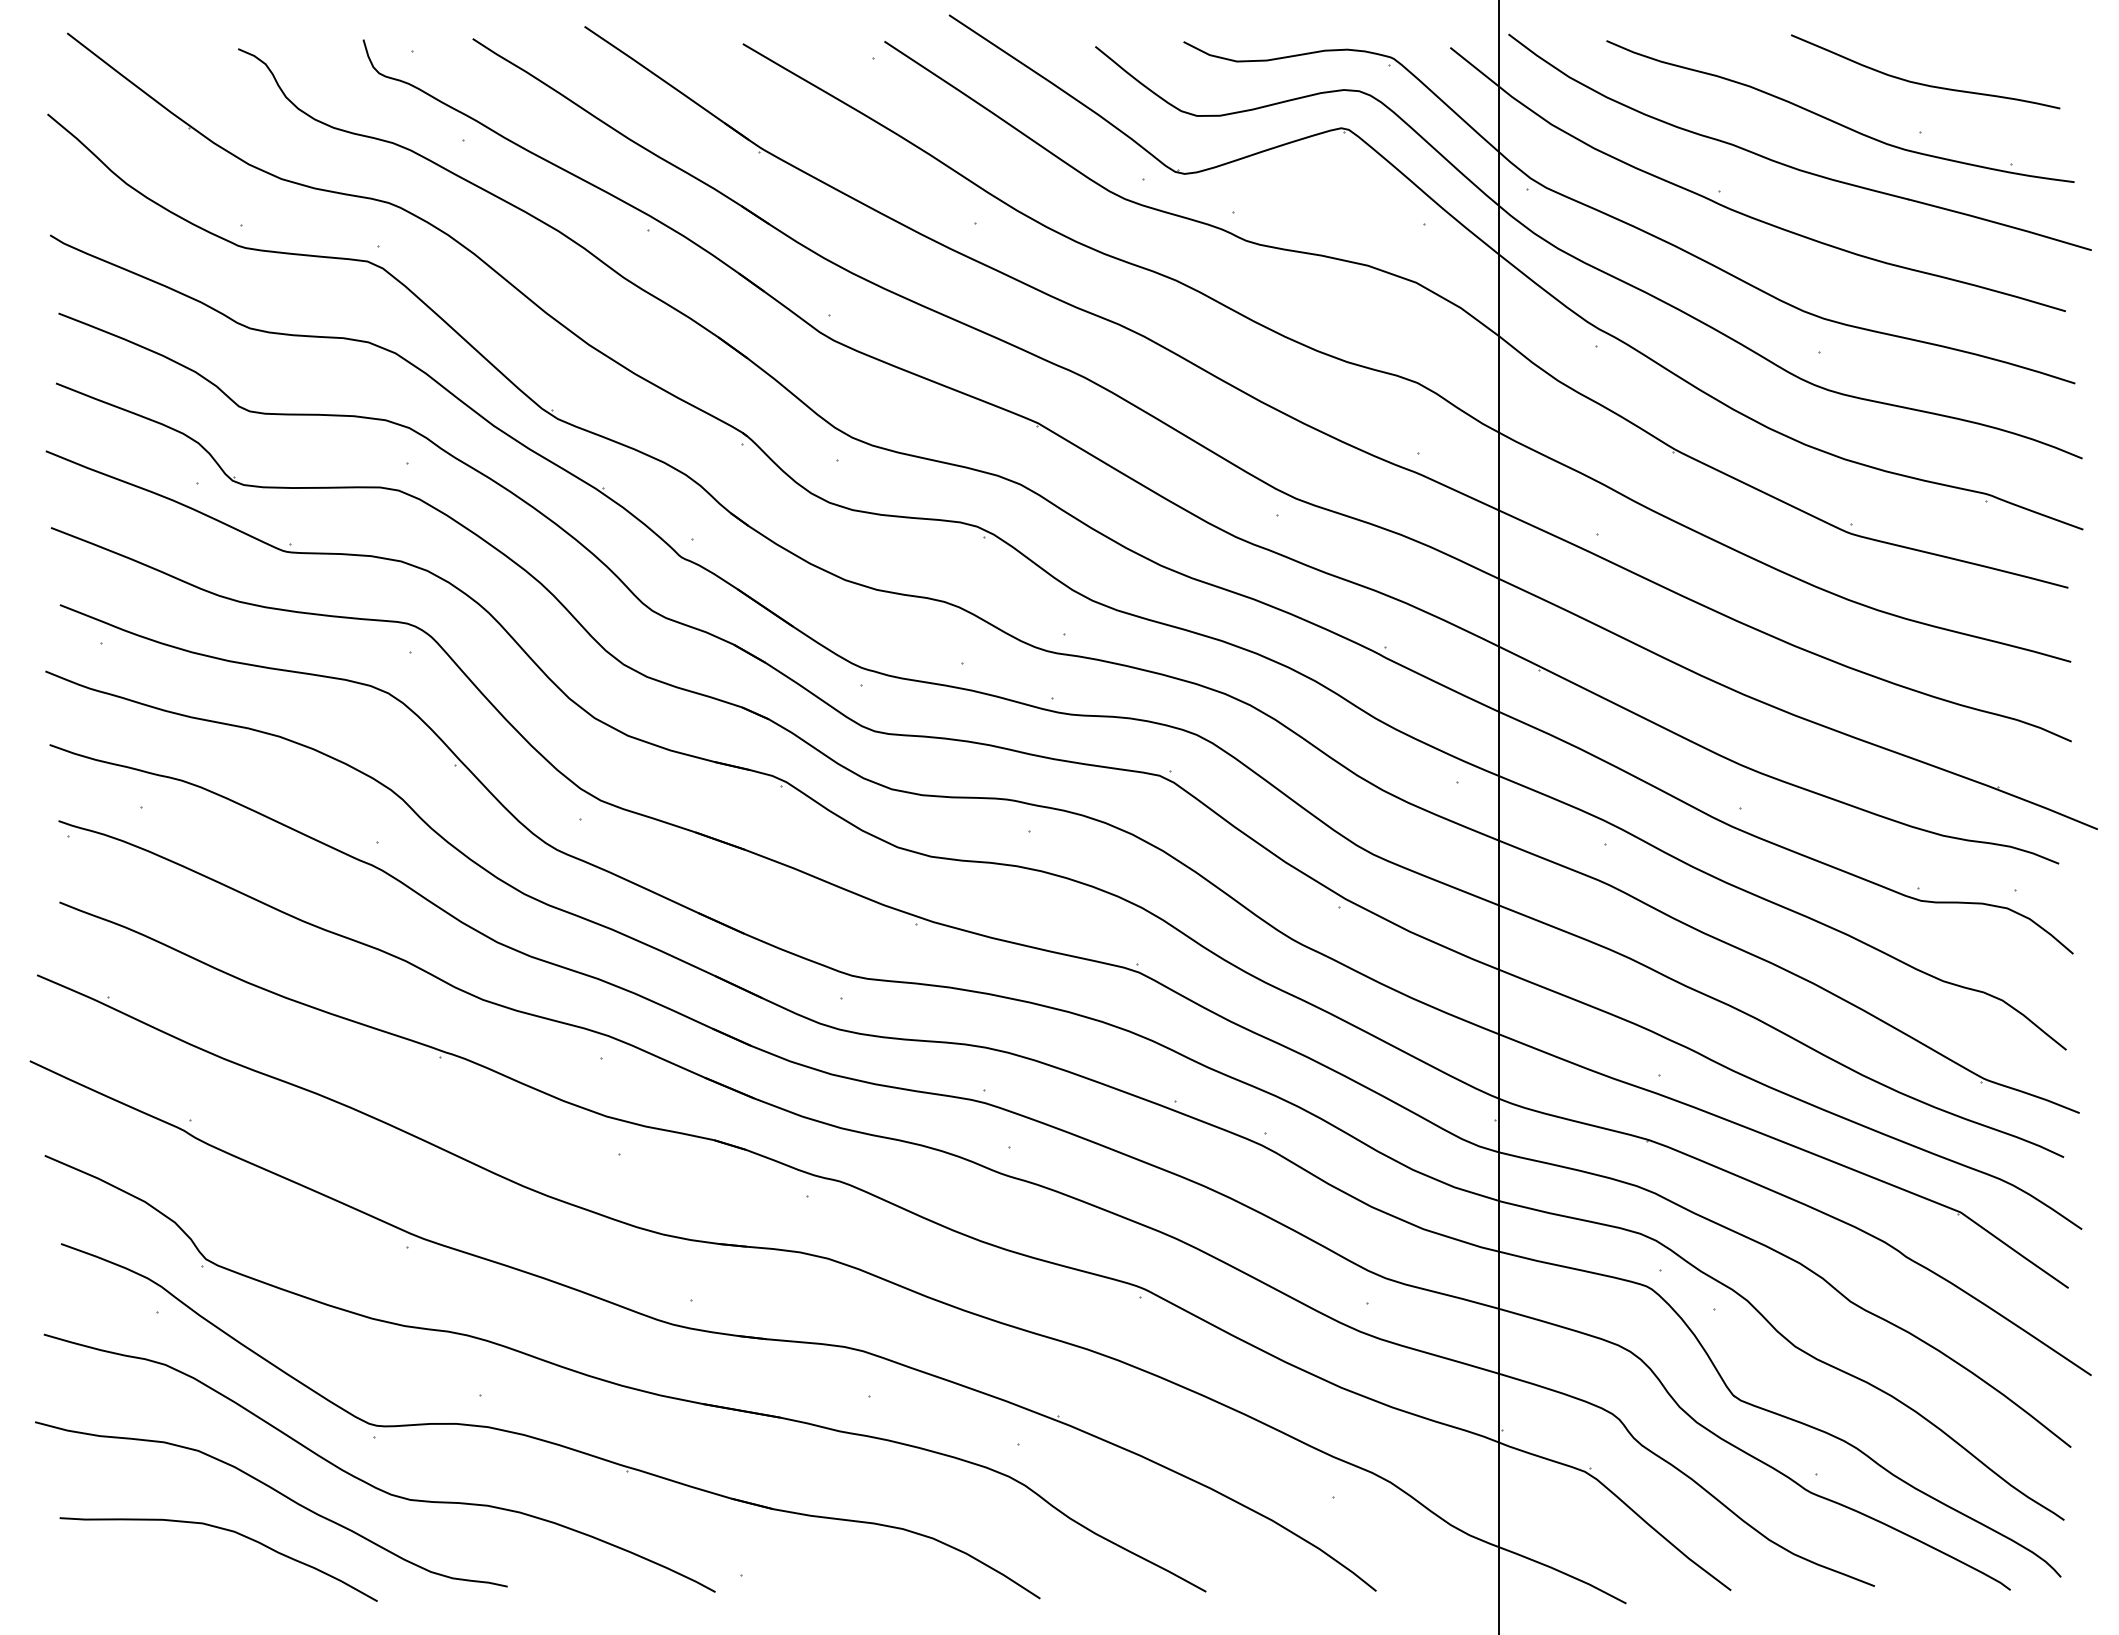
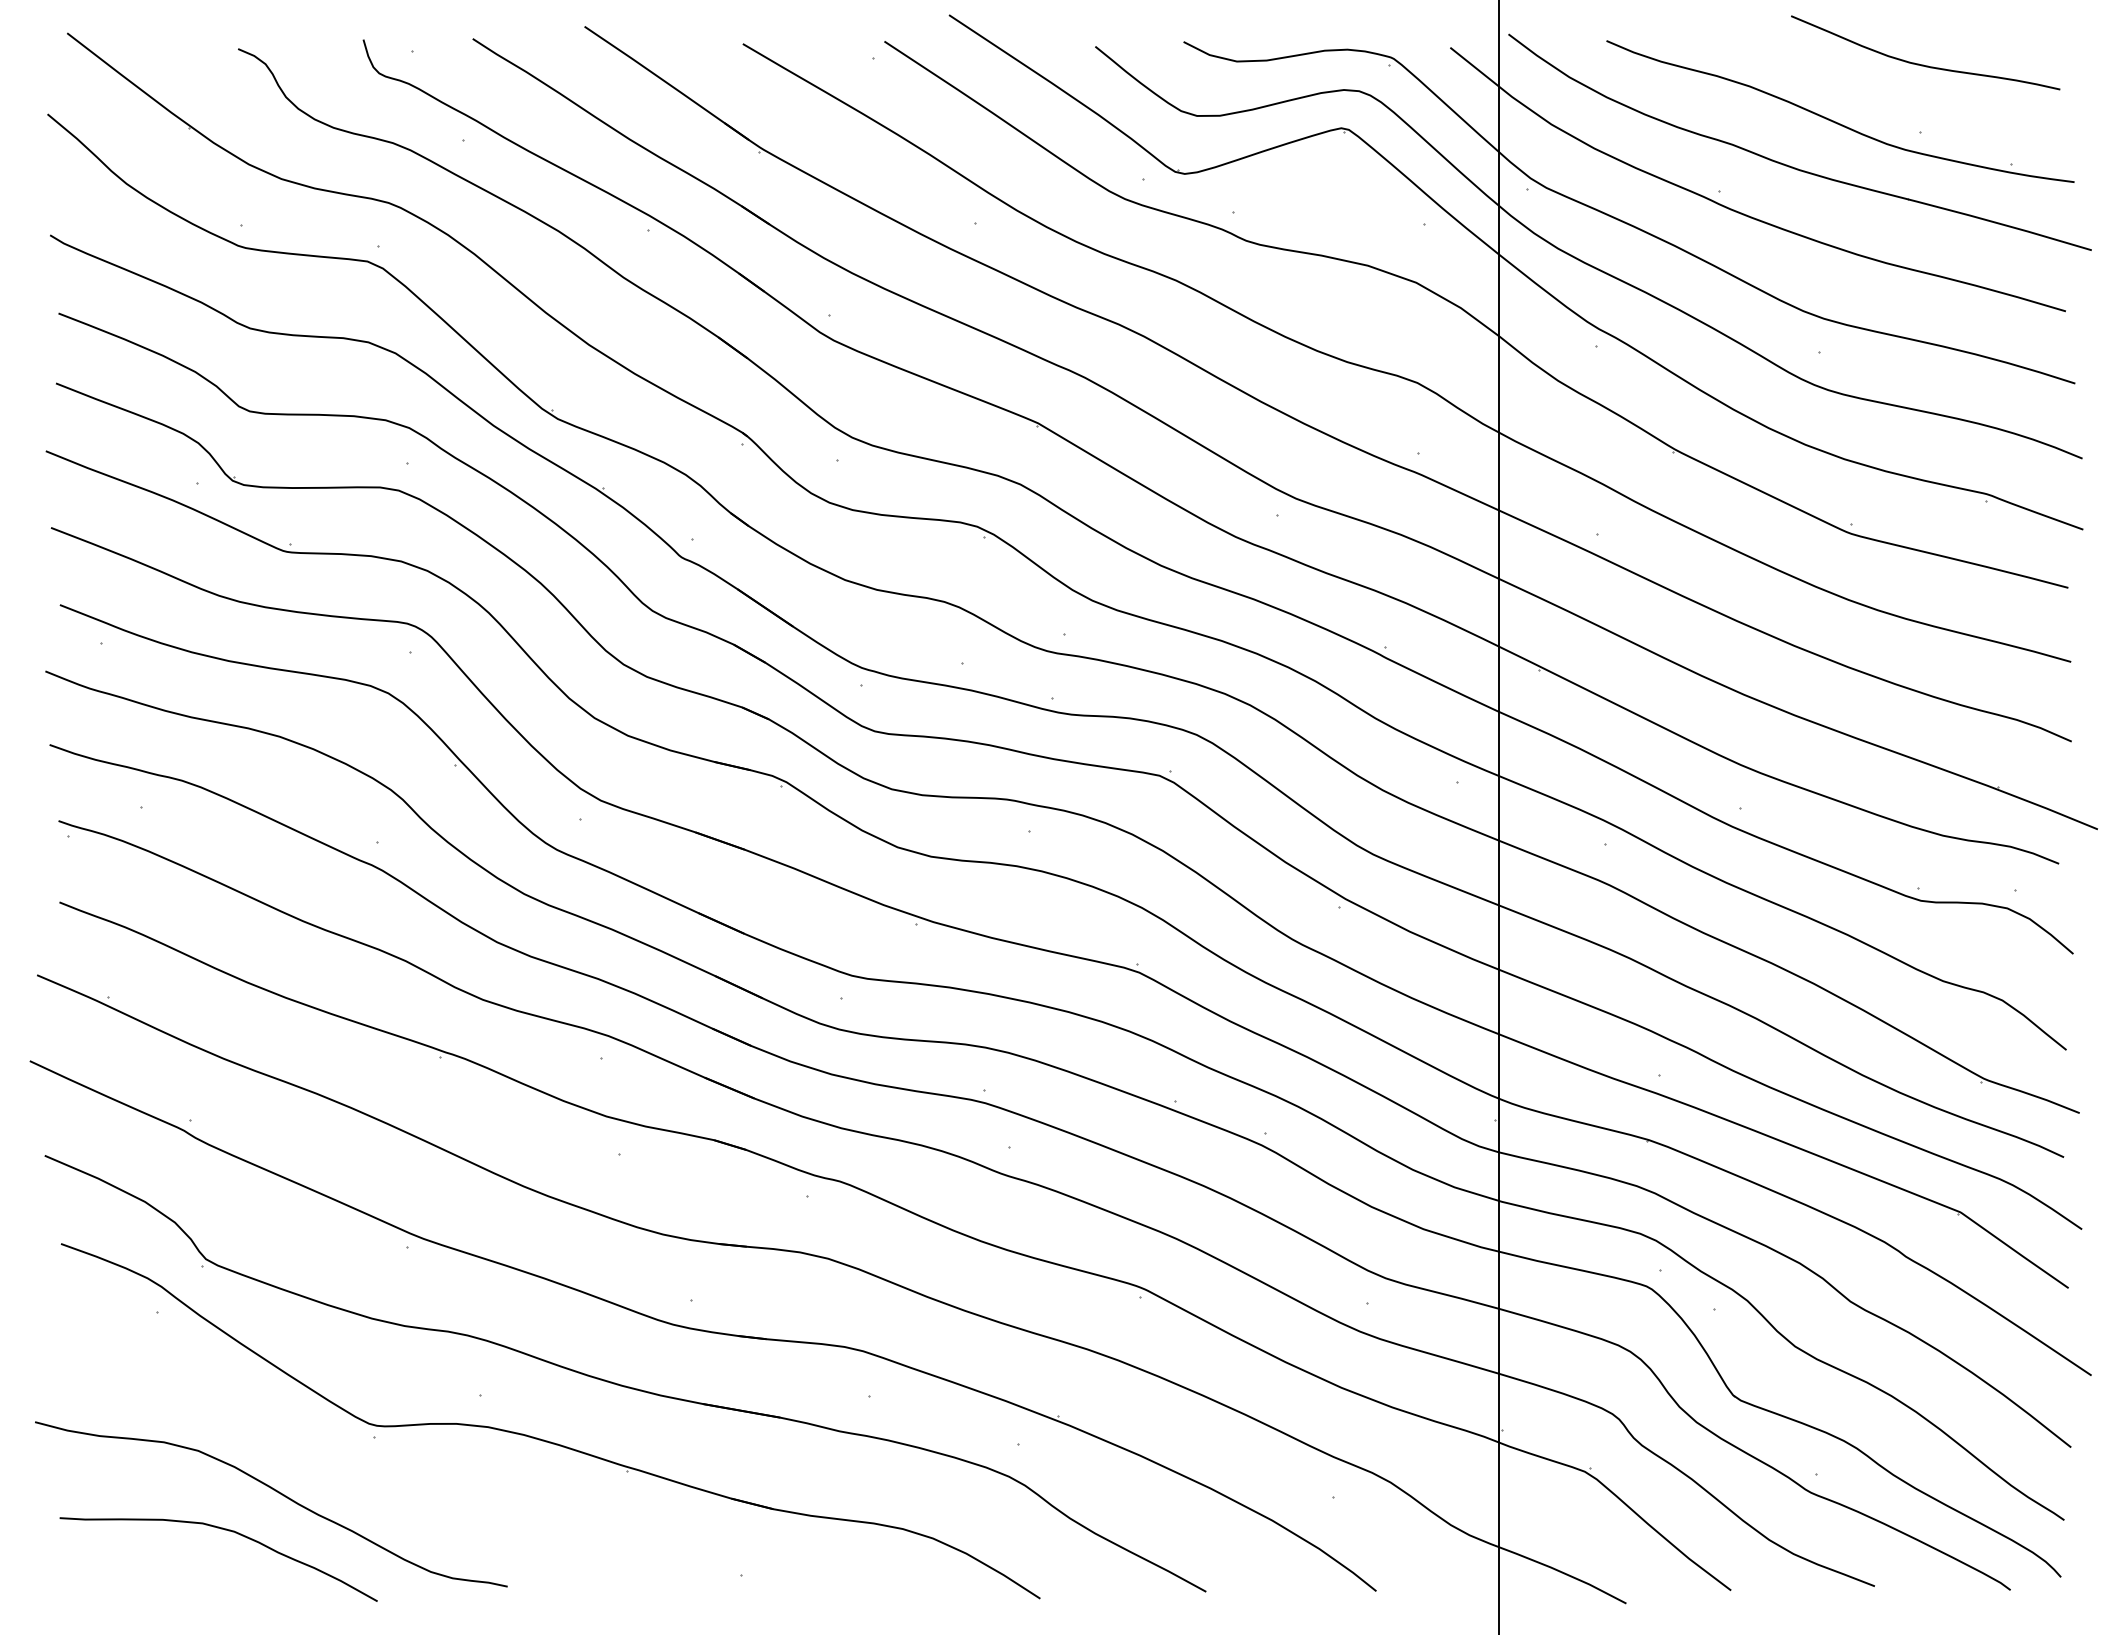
curve position: (1923, 83) -> (1923, 64) (1923, 64)
curve: present -> none (368, 1482)
